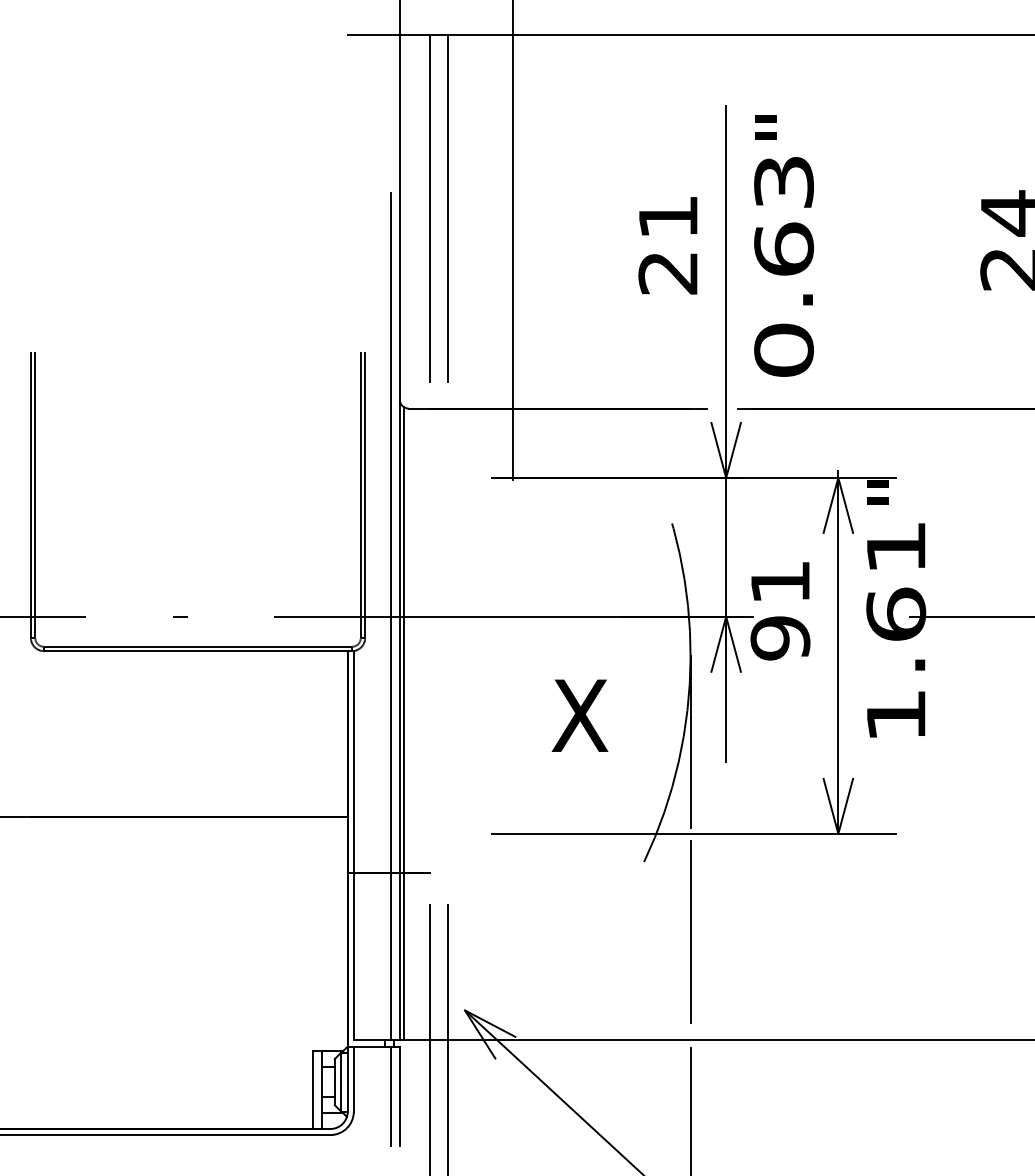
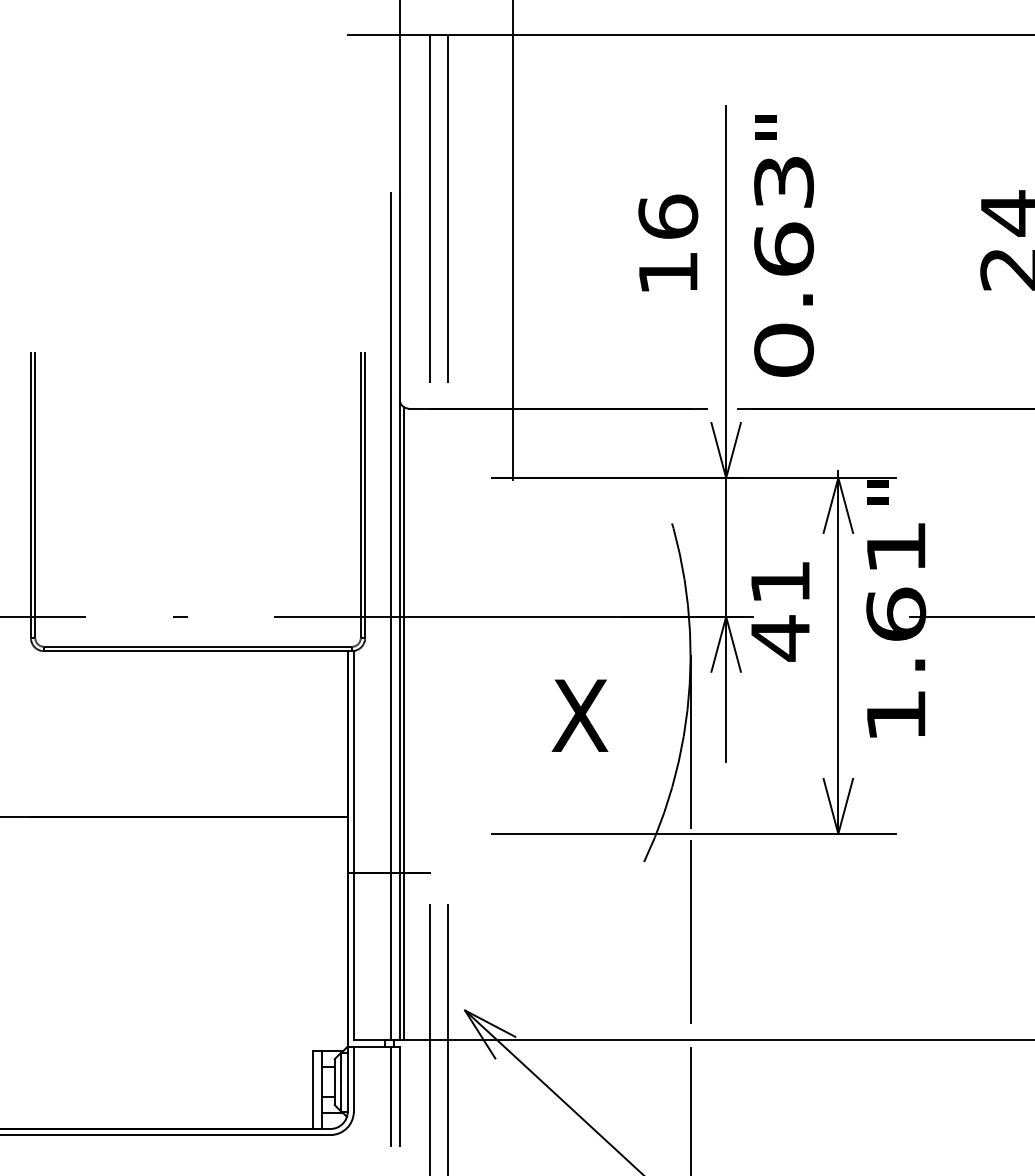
text: 21 -> 16 (668, 244)
text: 91 -> 41 (780, 638)
